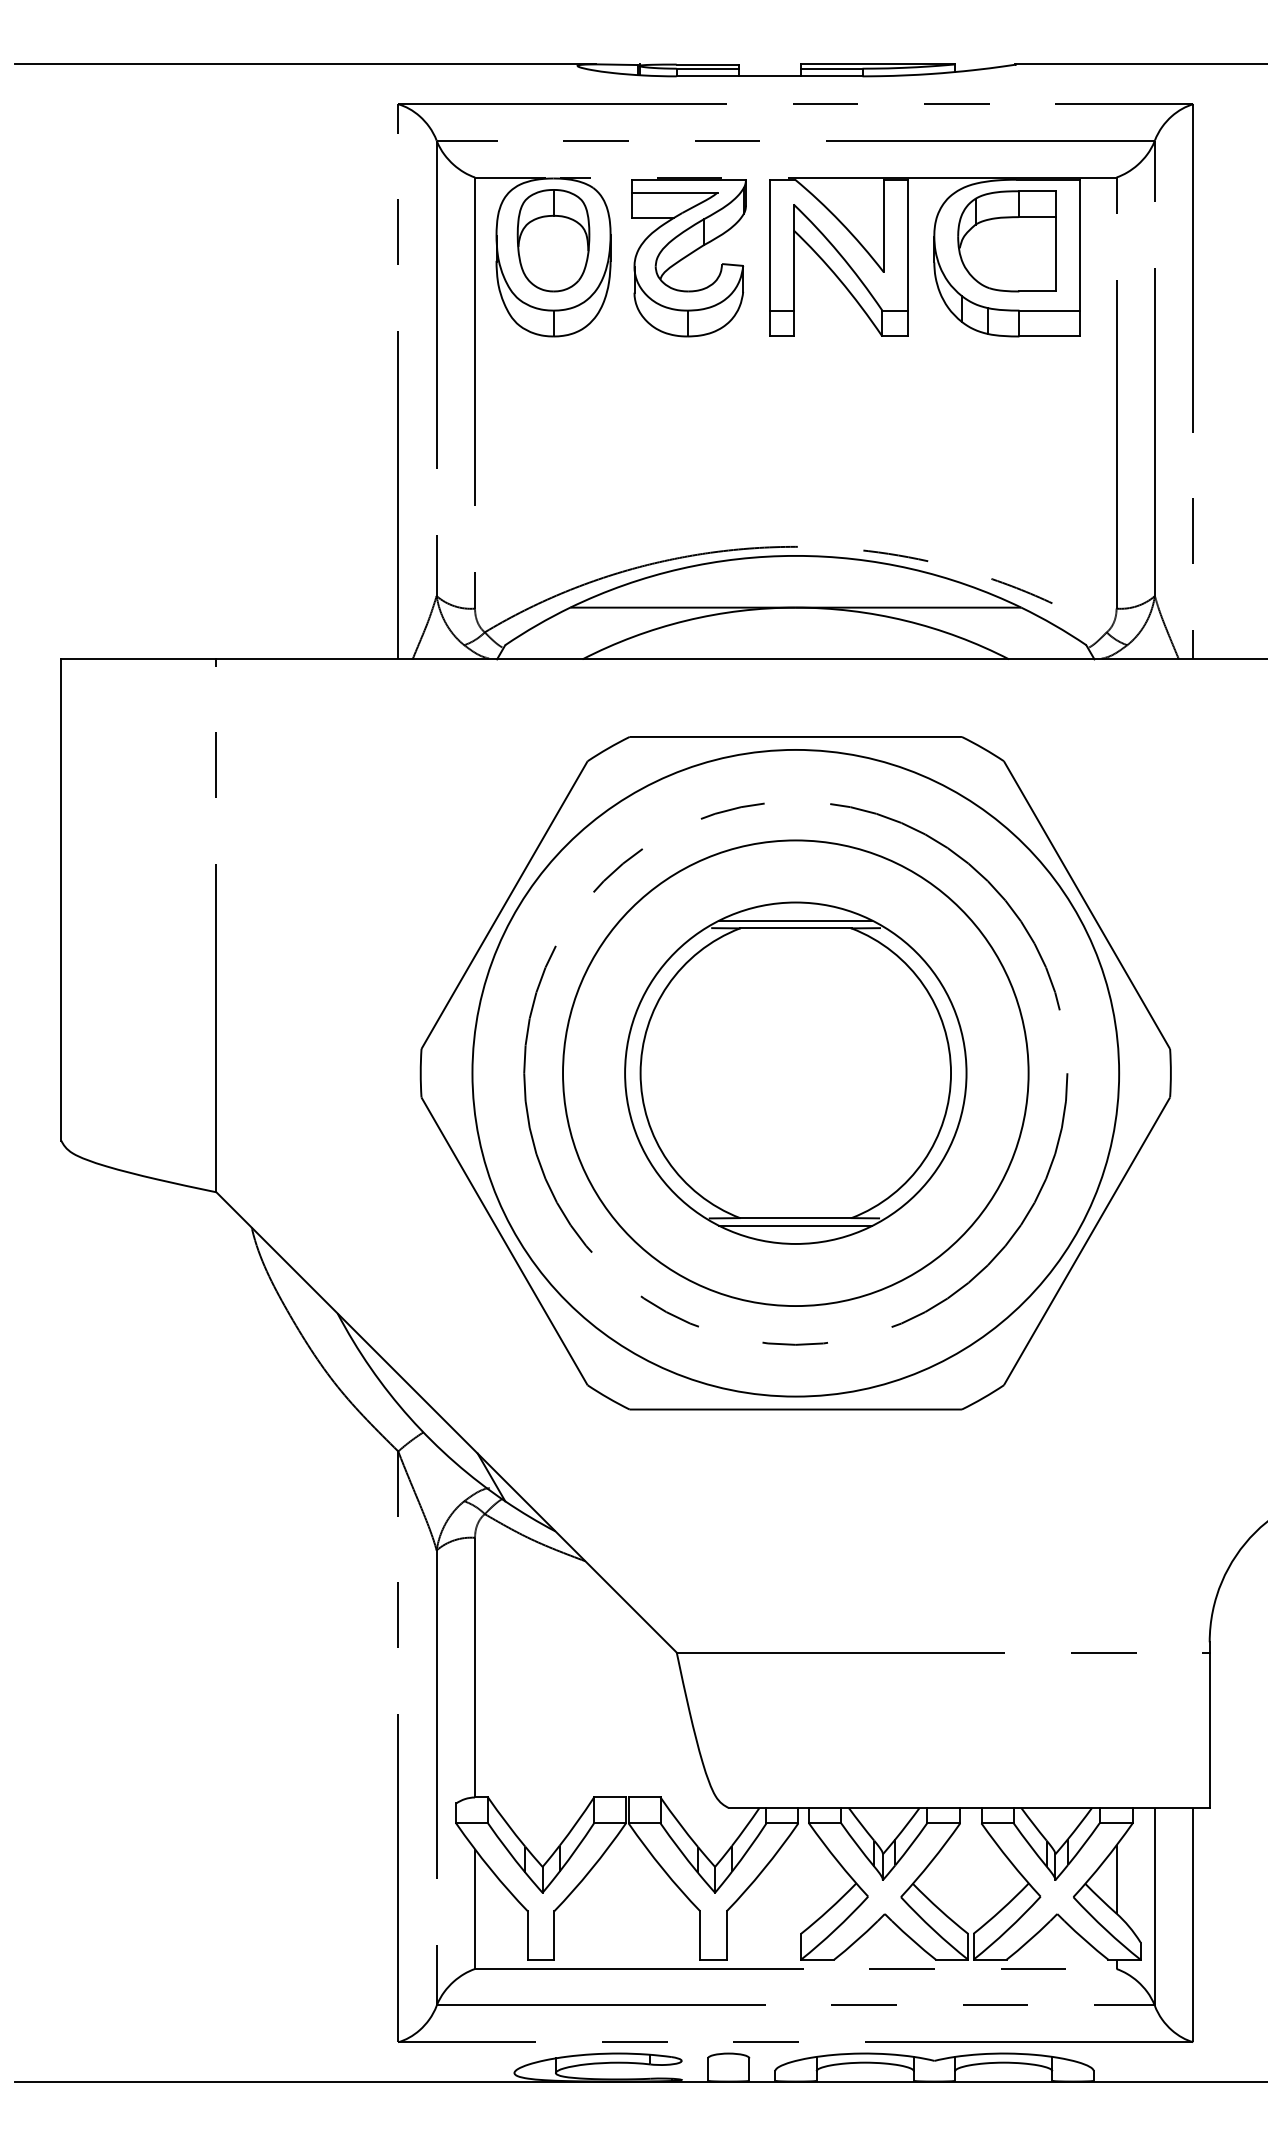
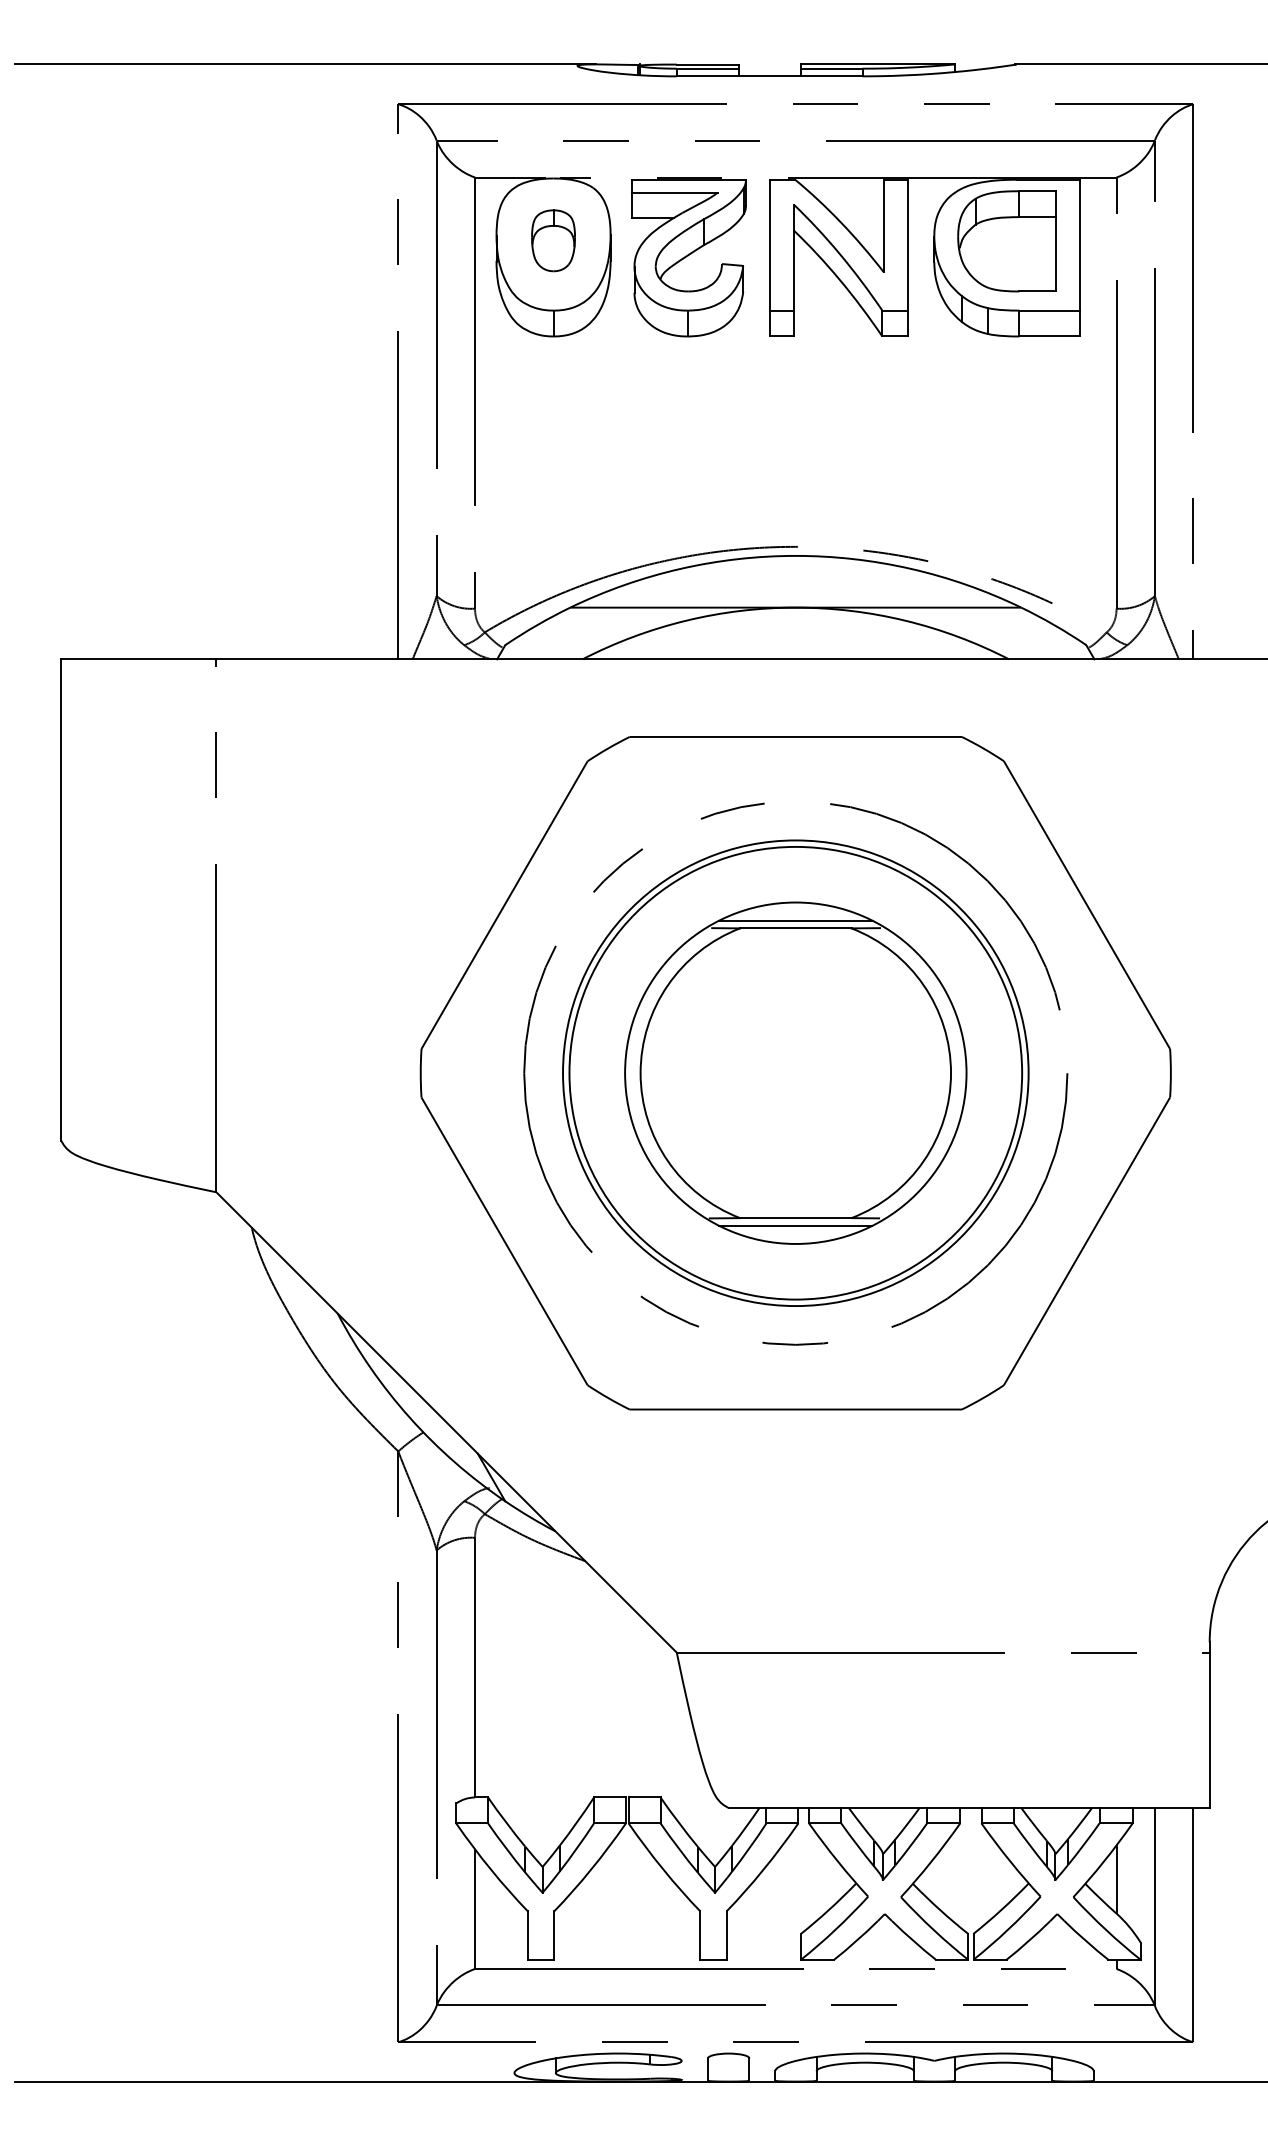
part size: 75x104 px -> 45x64 px (553, 240)
circle diameter: 647 px -> 453 px (795, 1072)
